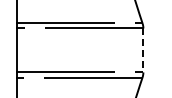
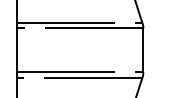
line: dashed -> solid (143, 50)
